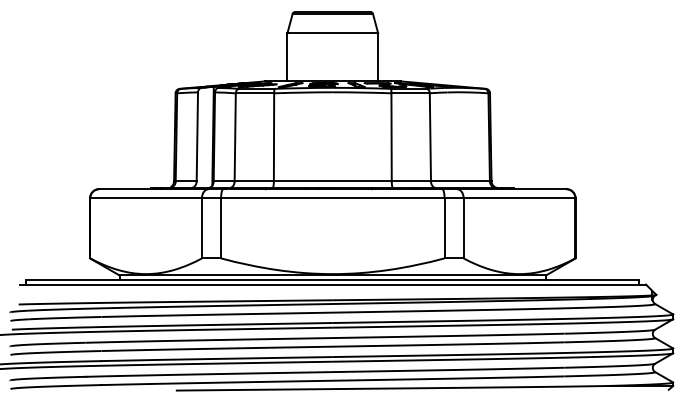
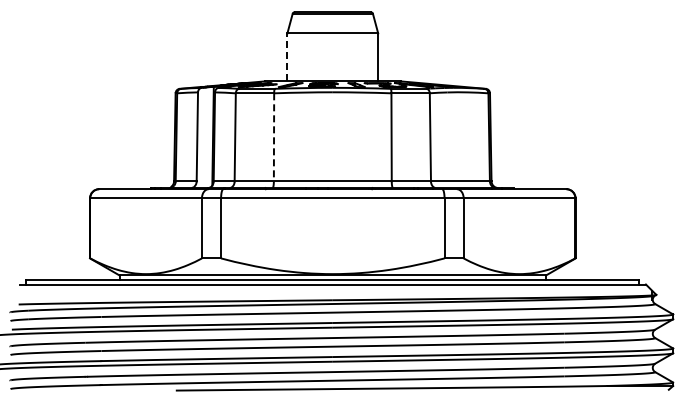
line: solid -> dashed (287, 56)
line: solid -> dashed (274, 137)
